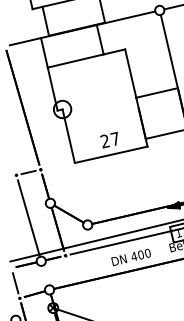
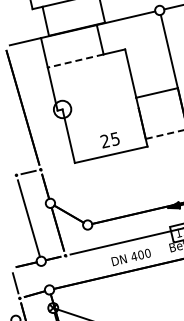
line: solid -> dashed (75, 61)
line: solid -> dashed (165, 134)
text: 27 -> 25 (114, 138)
line: present -> none (95, 240)
